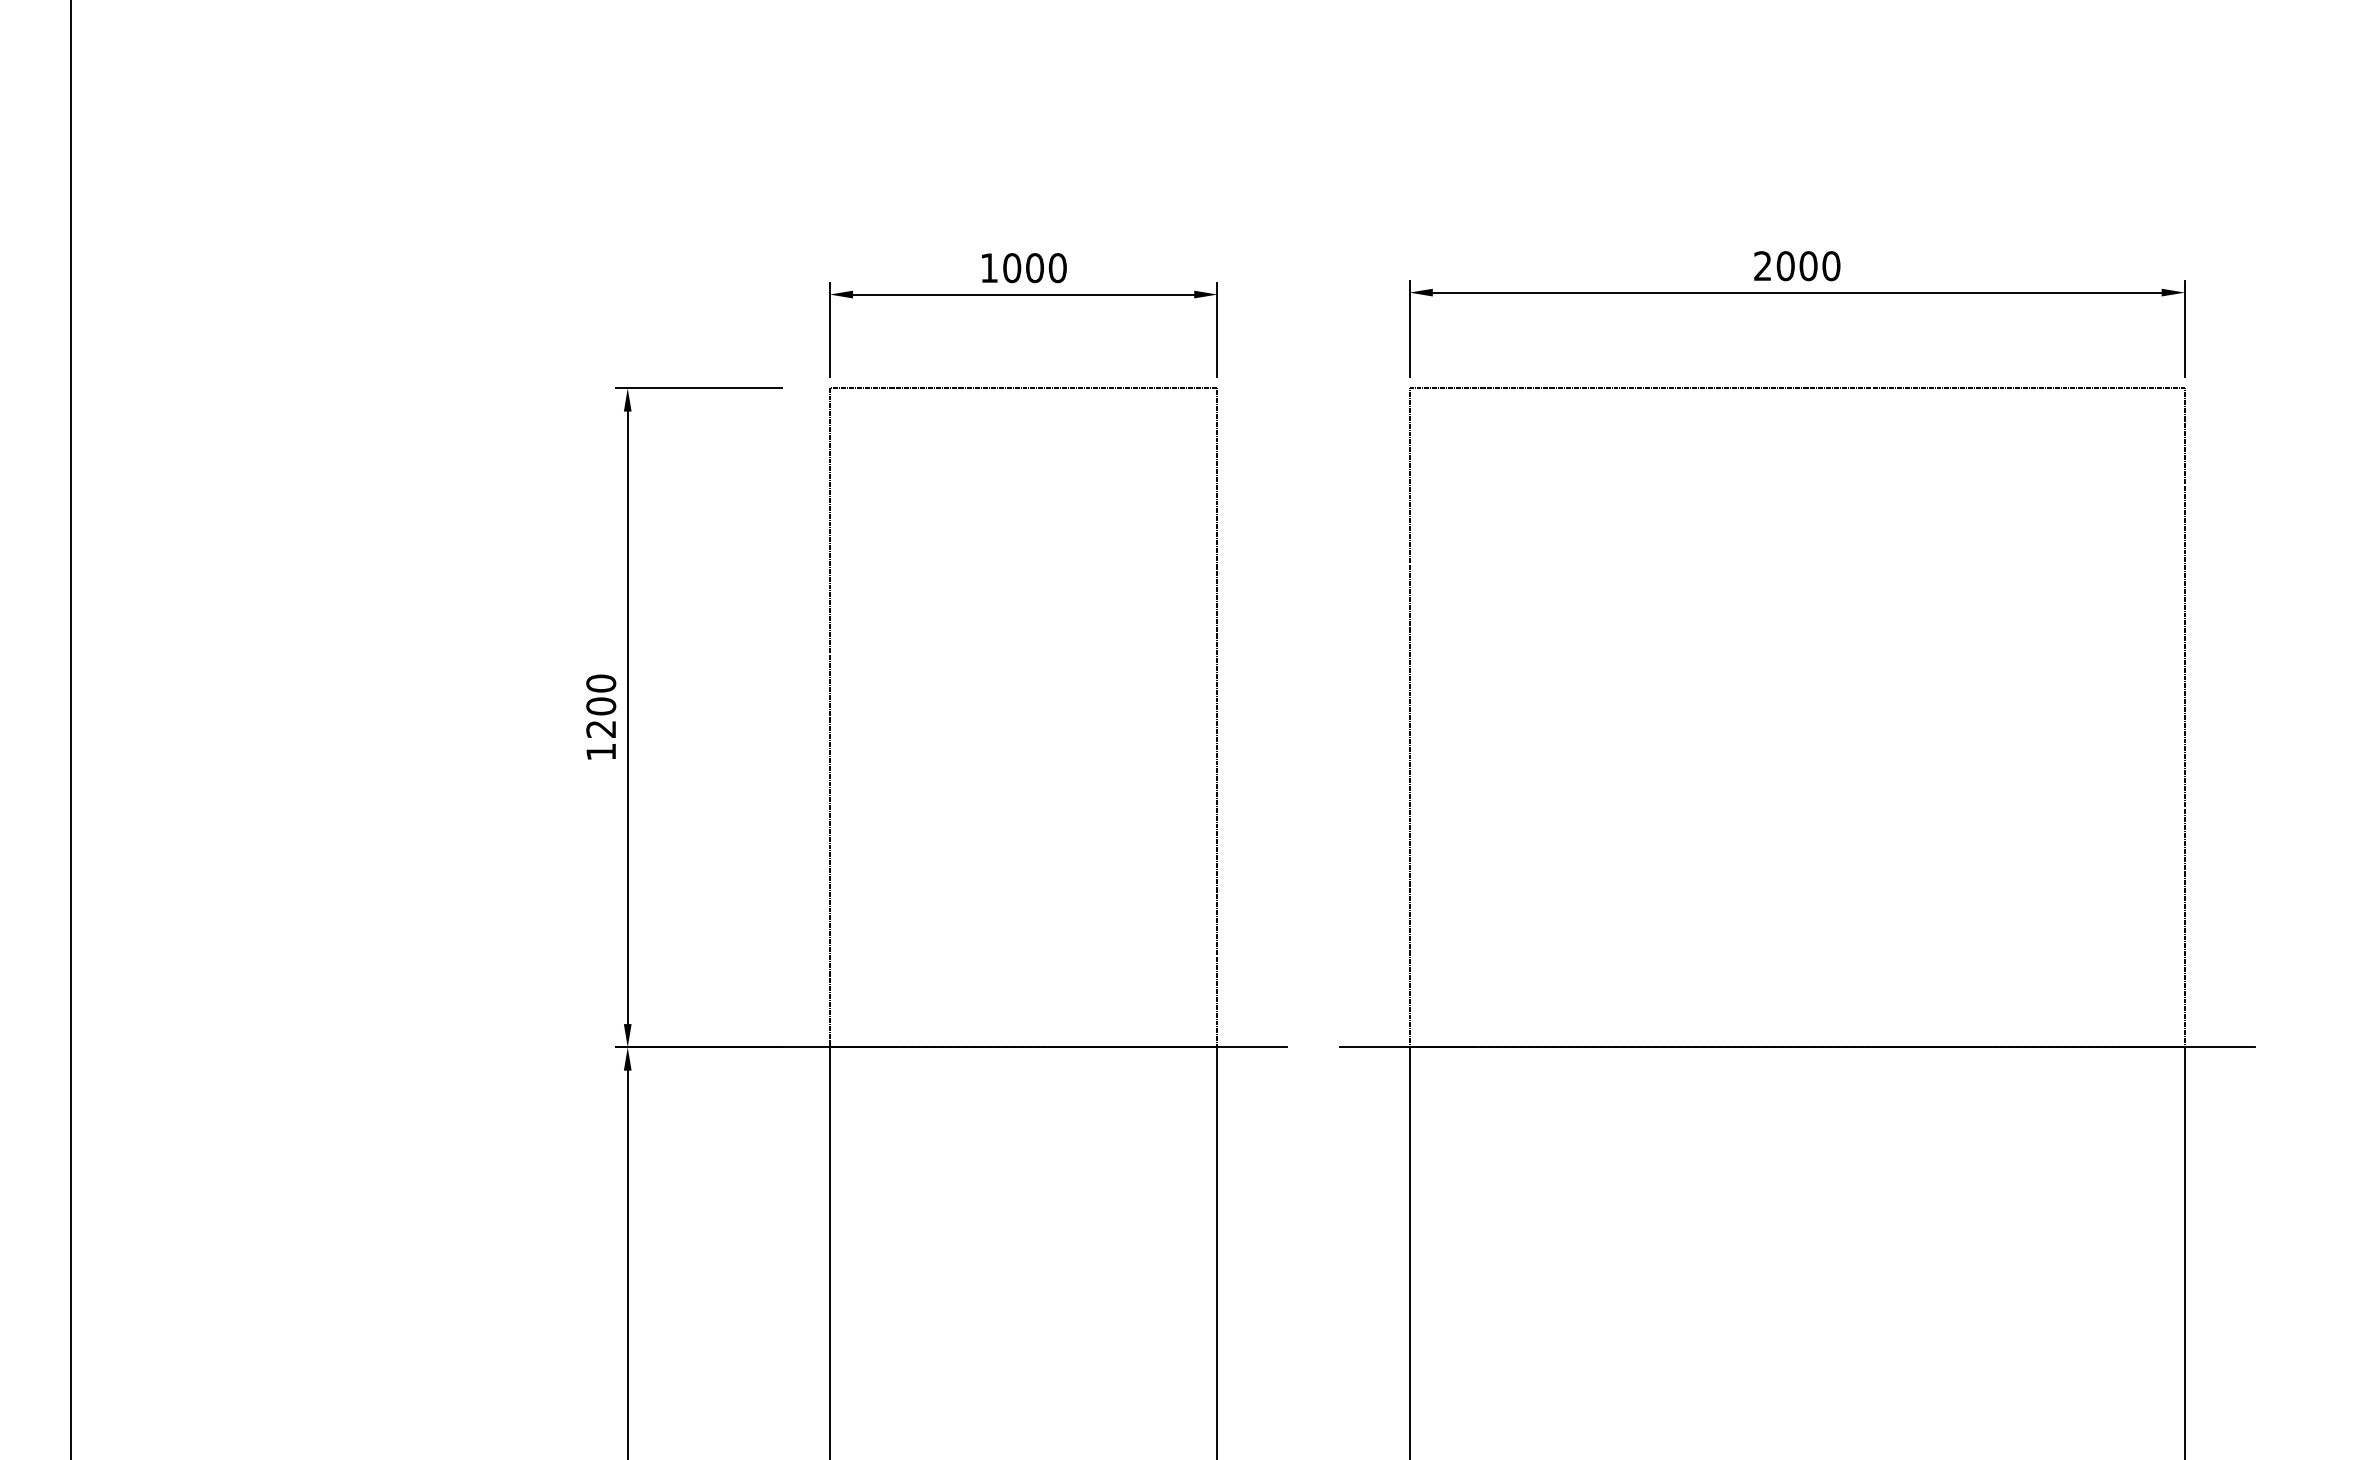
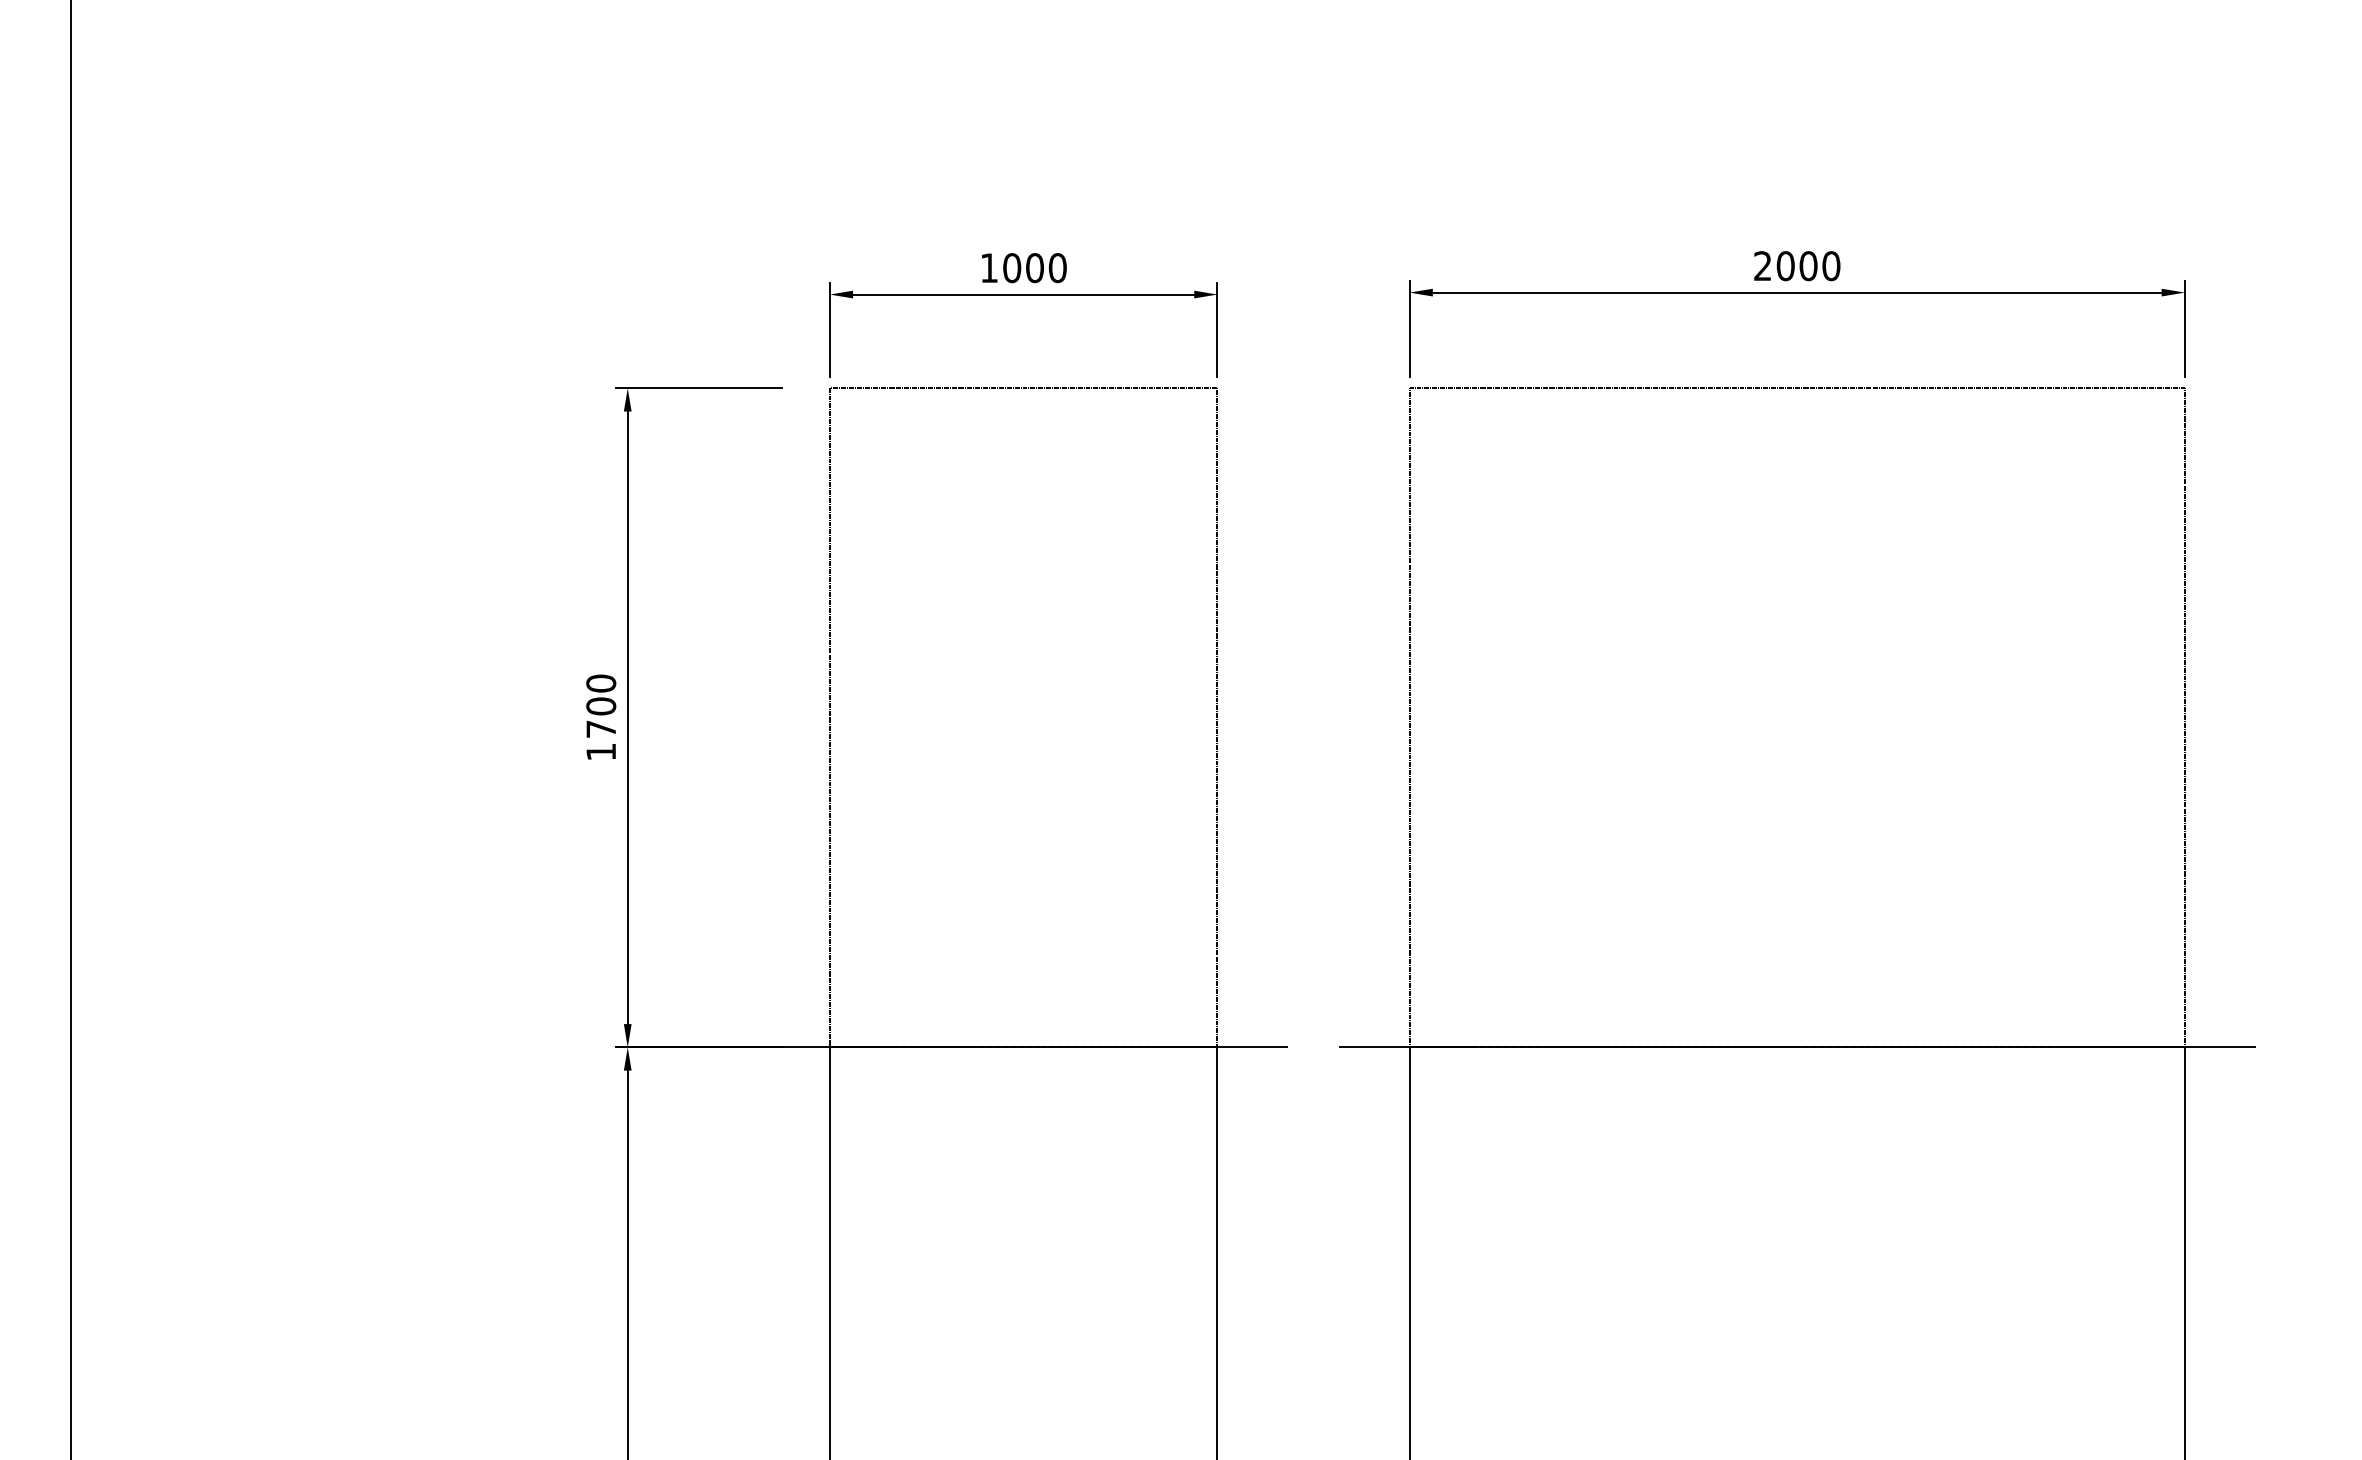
text: 1200 -> 1700 (600, 728)
